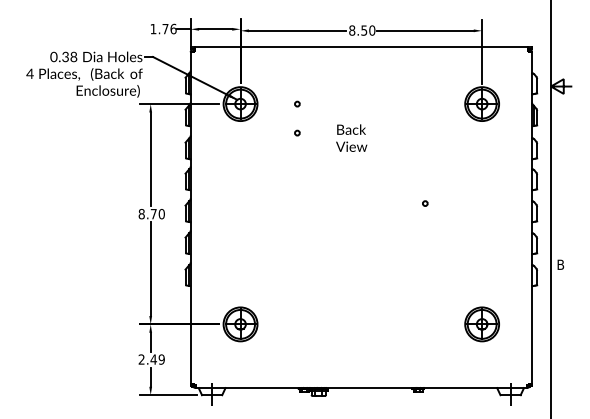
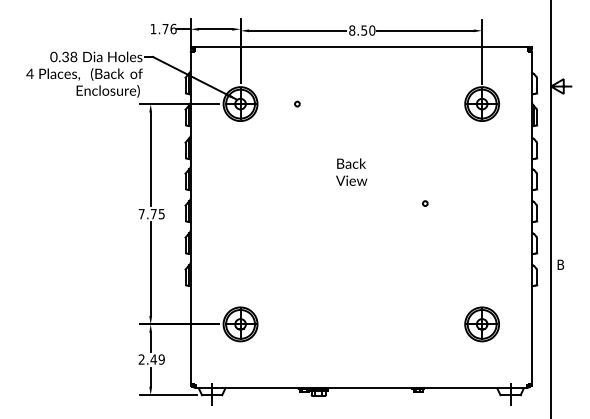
circle: present -> none (297, 132)
text position: (351, 137) -> (351, 171) (351, 171)
text: 8.70 -> 7.75 (151, 214)
